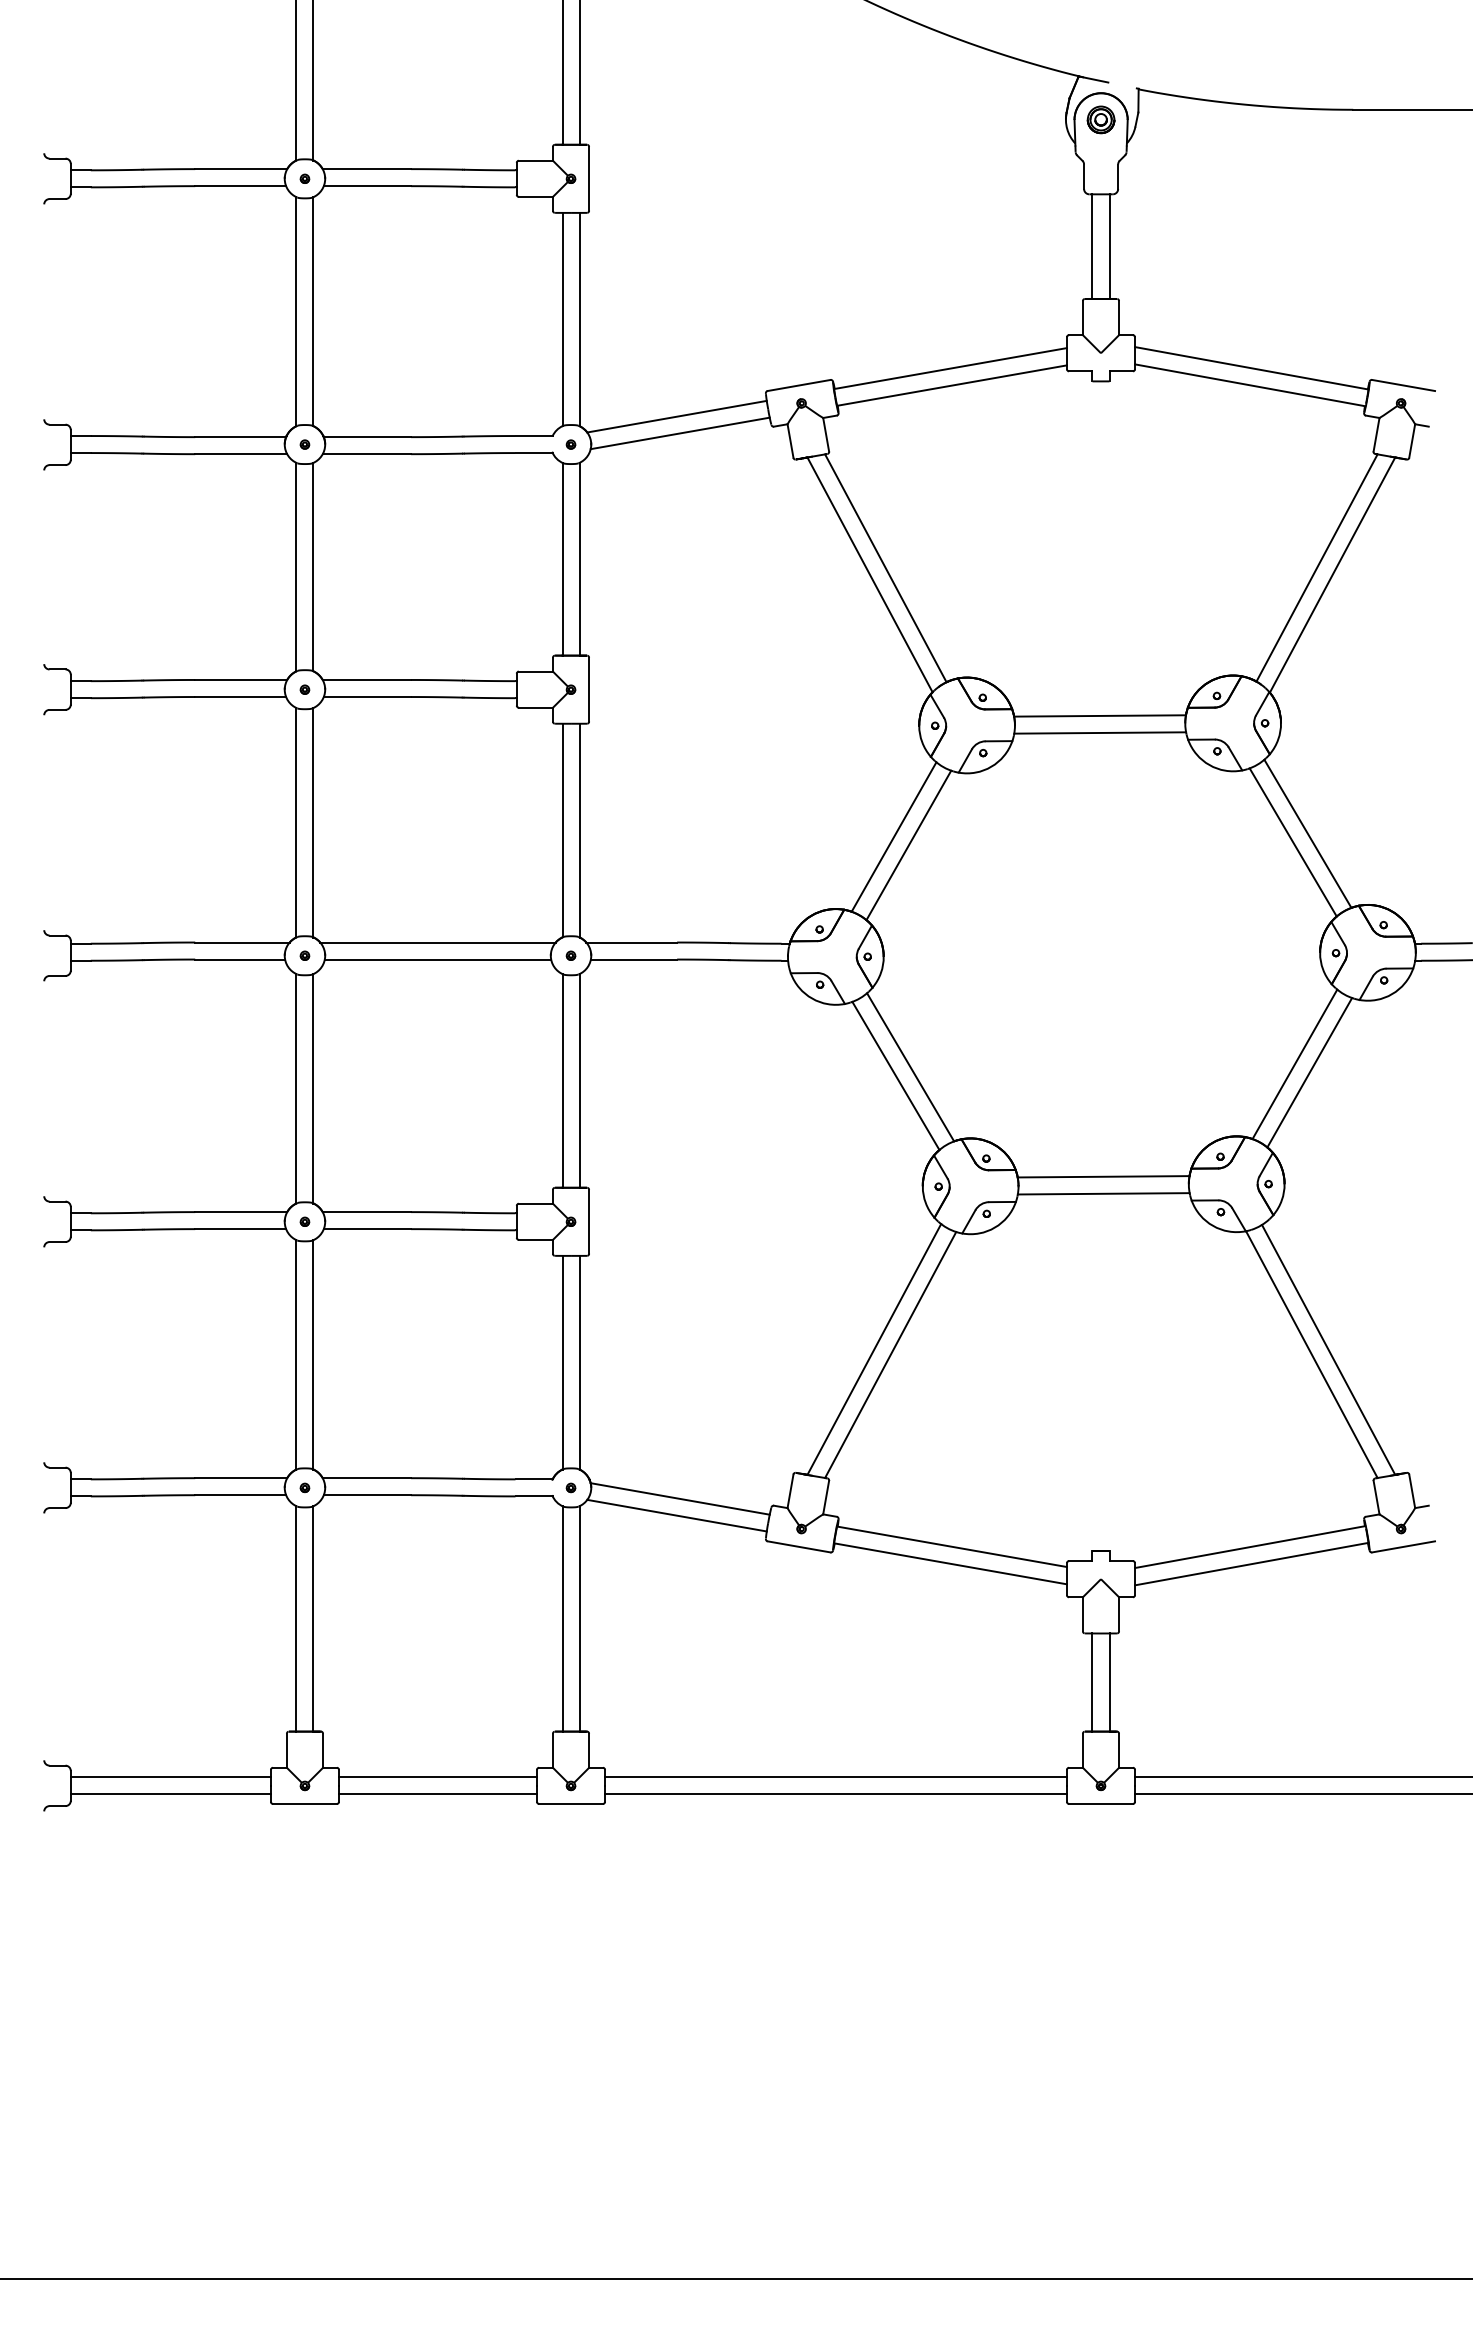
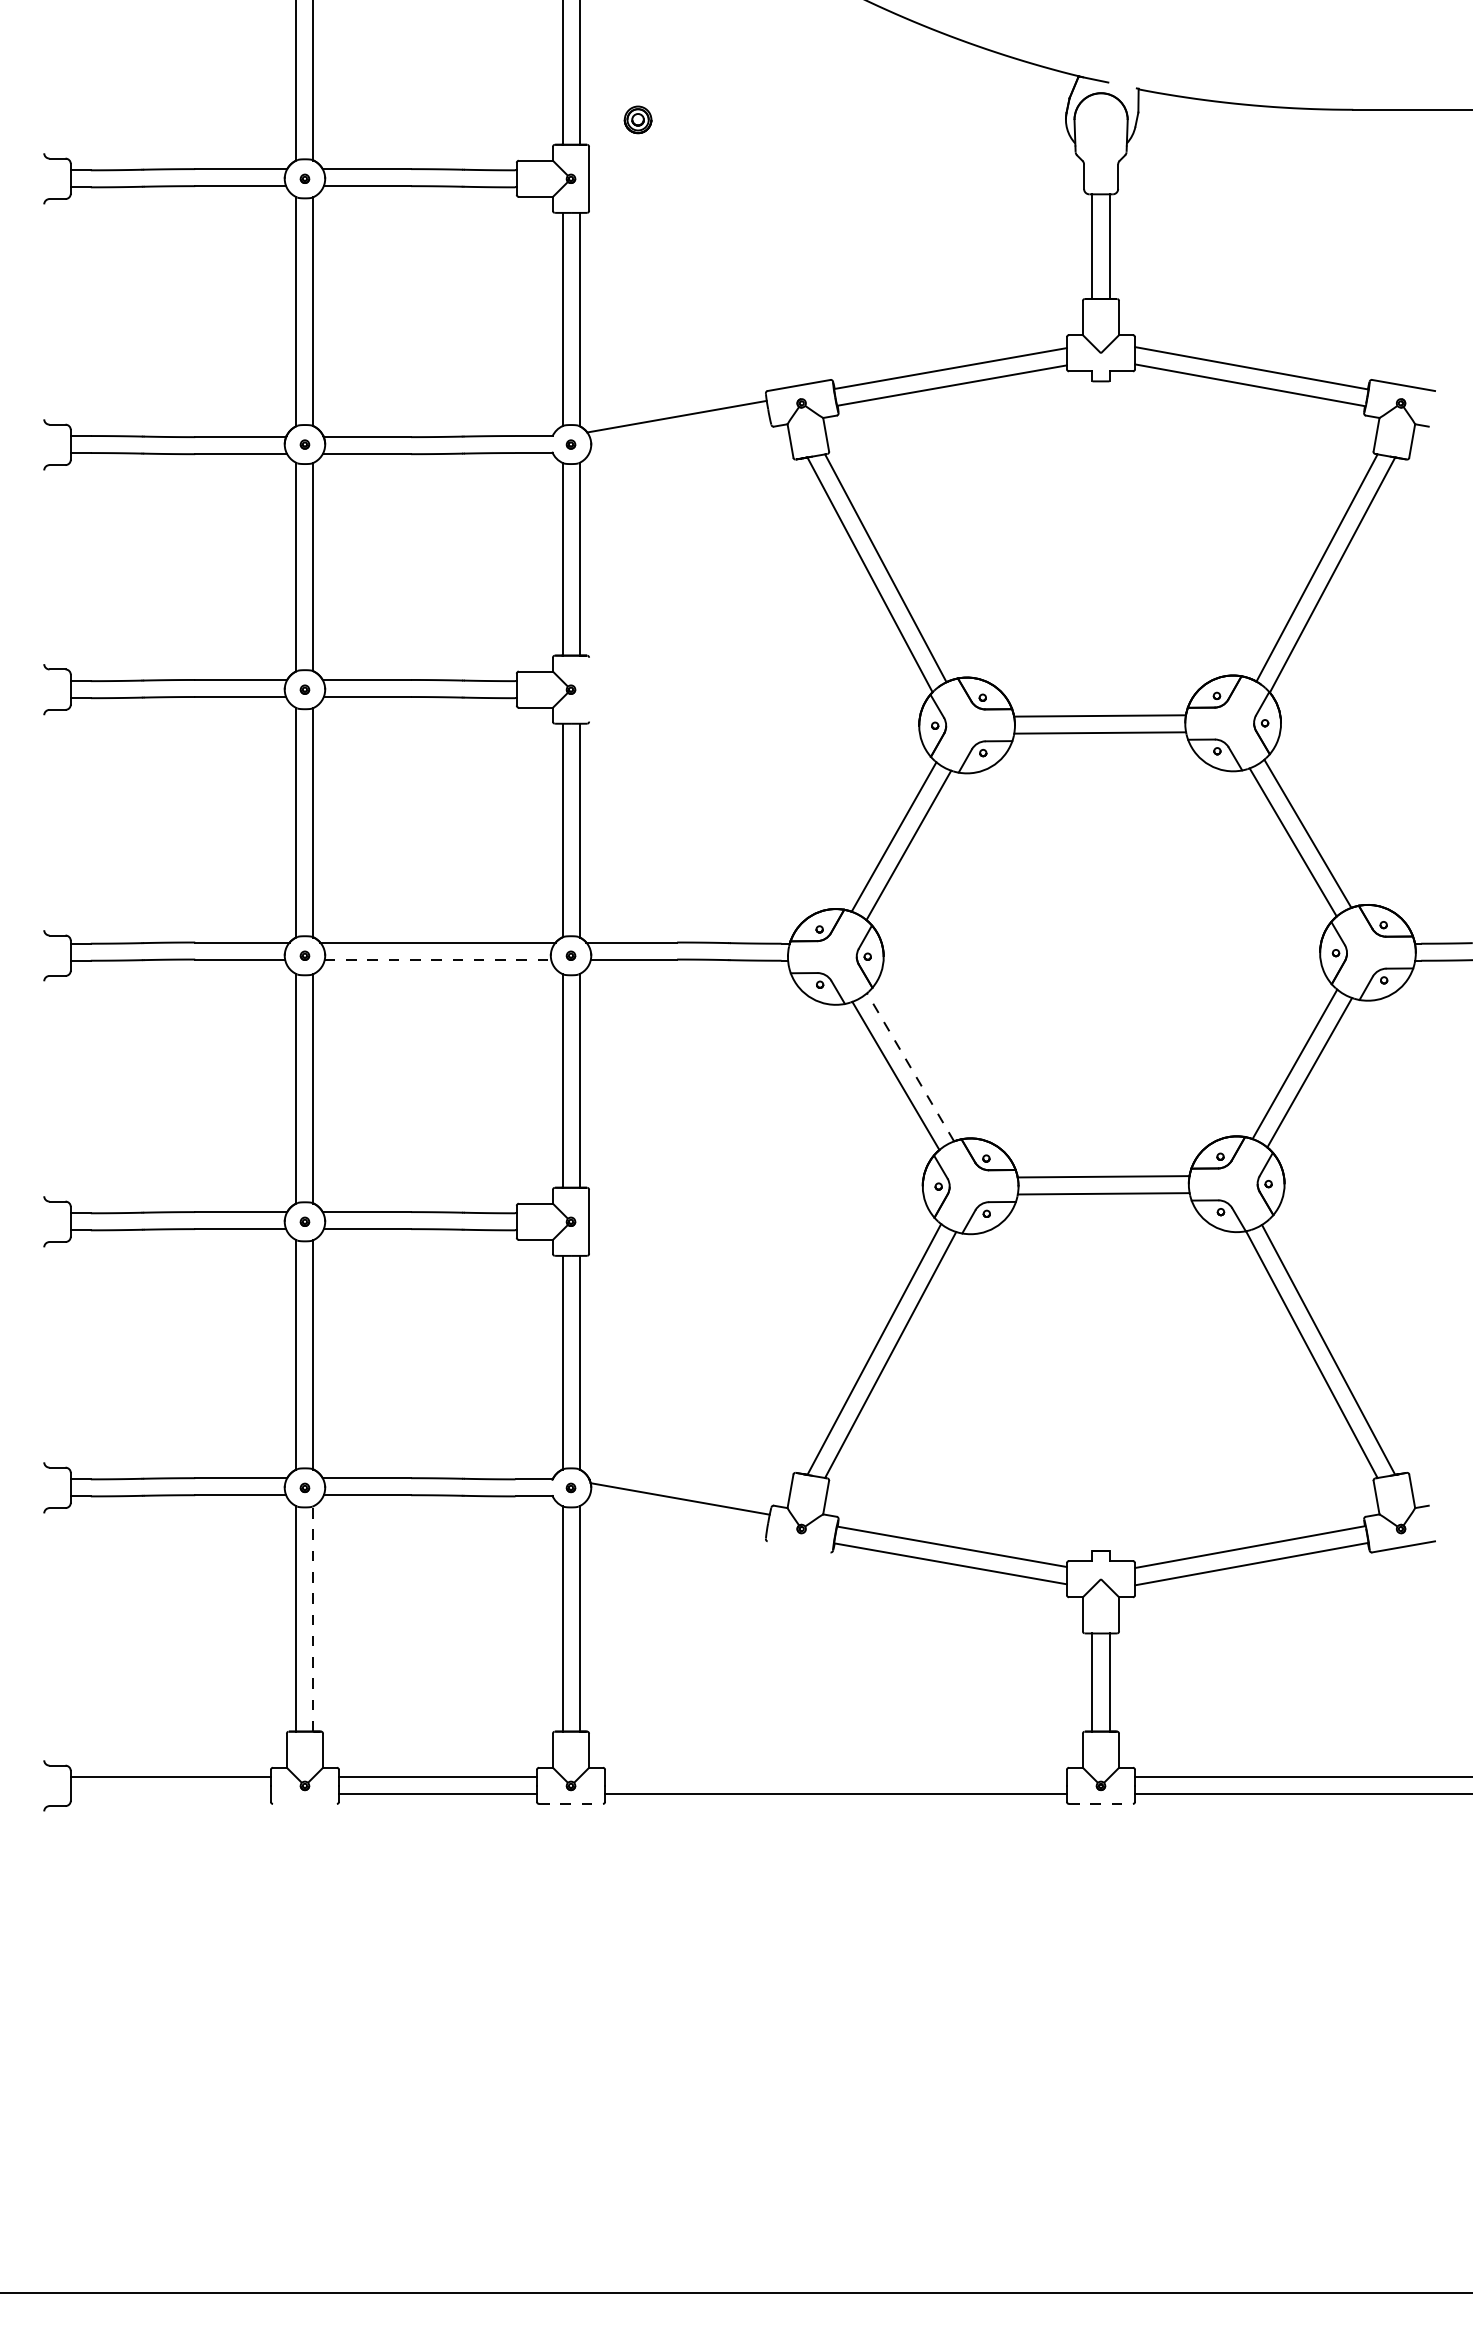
part position: (1100, 119) -> (637, 119) (637, 119)
line: present -> none (679, 433)
line: present -> none (589, 689)
line: solid -> dashed (438, 959)
line: solid -> dashed (910, 1067)
line: present -> none (676, 1515)
line: present -> none (798, 1546)
line: solid -> dashed (313, 1618)
line: present -> none (835, 1777)
line: present -> none (170, 1794)
line: present -> none (304, 1803)
line: solid -> dashed (571, 1803)
line: solid -> dashed (1101, 1803)
line position: (735, 2279) -> (735, 2293) (735, 2293)
